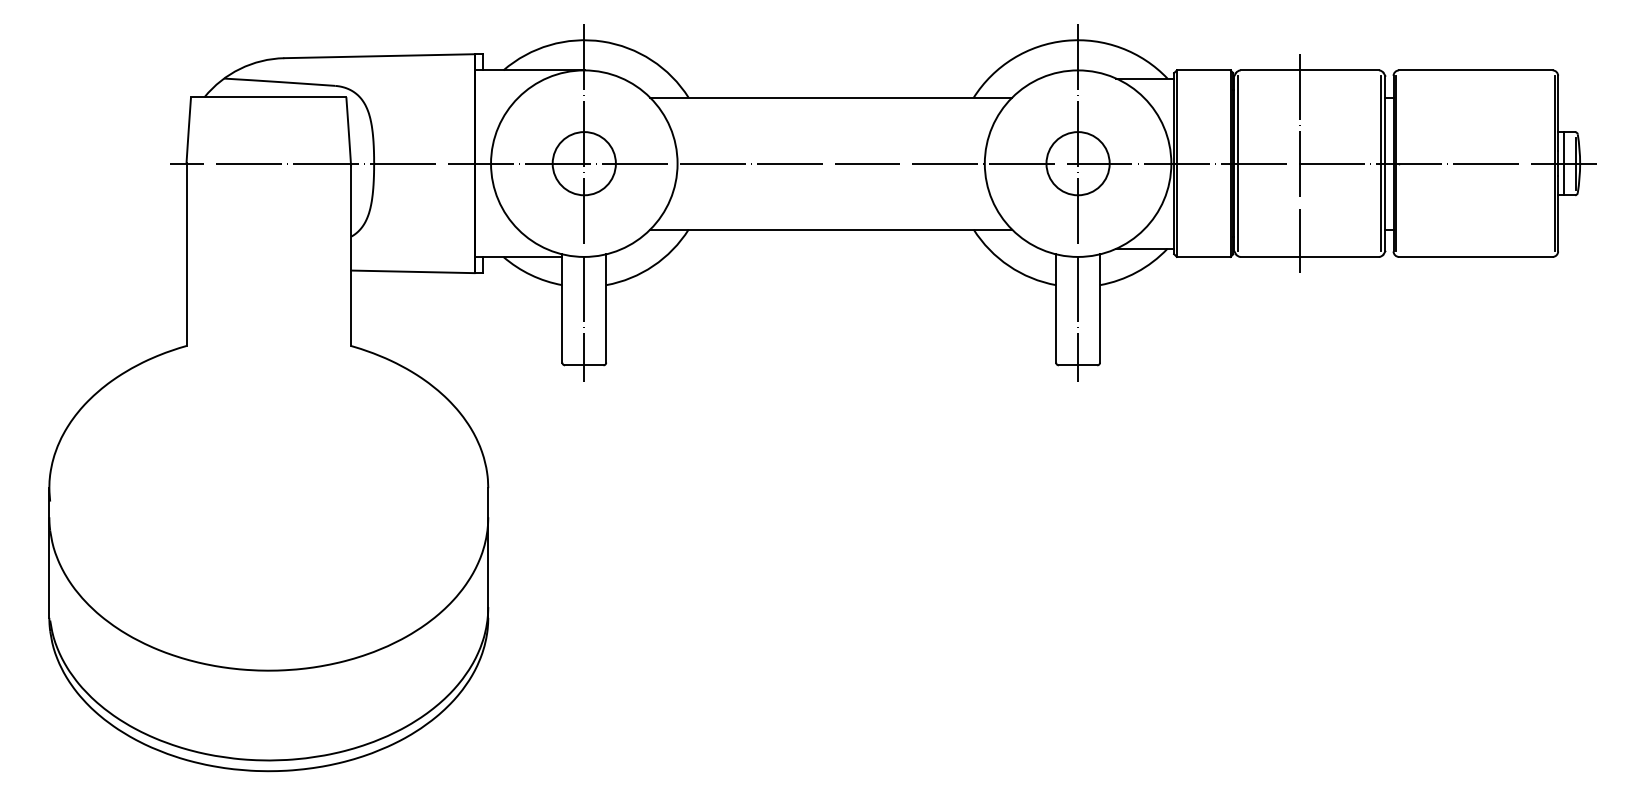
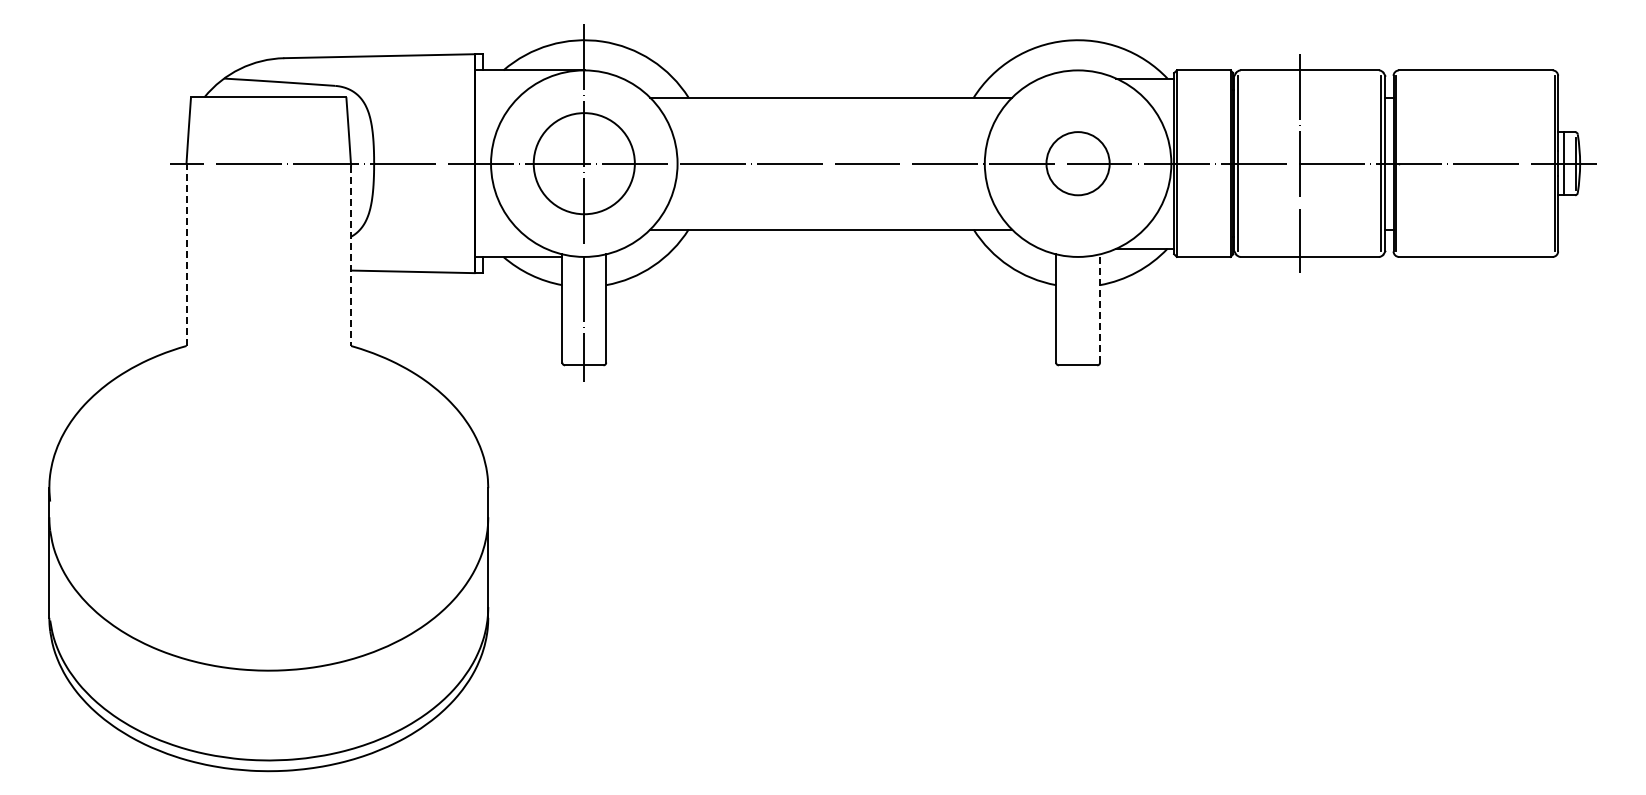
circle diameter: 63 px -> 101 px (583, 163)
line: present -> none (1078, 202)
line: solid -> dashed (186, 255)
line: solid -> dashed (351, 256)
line: solid -> dashed (1100, 307)
